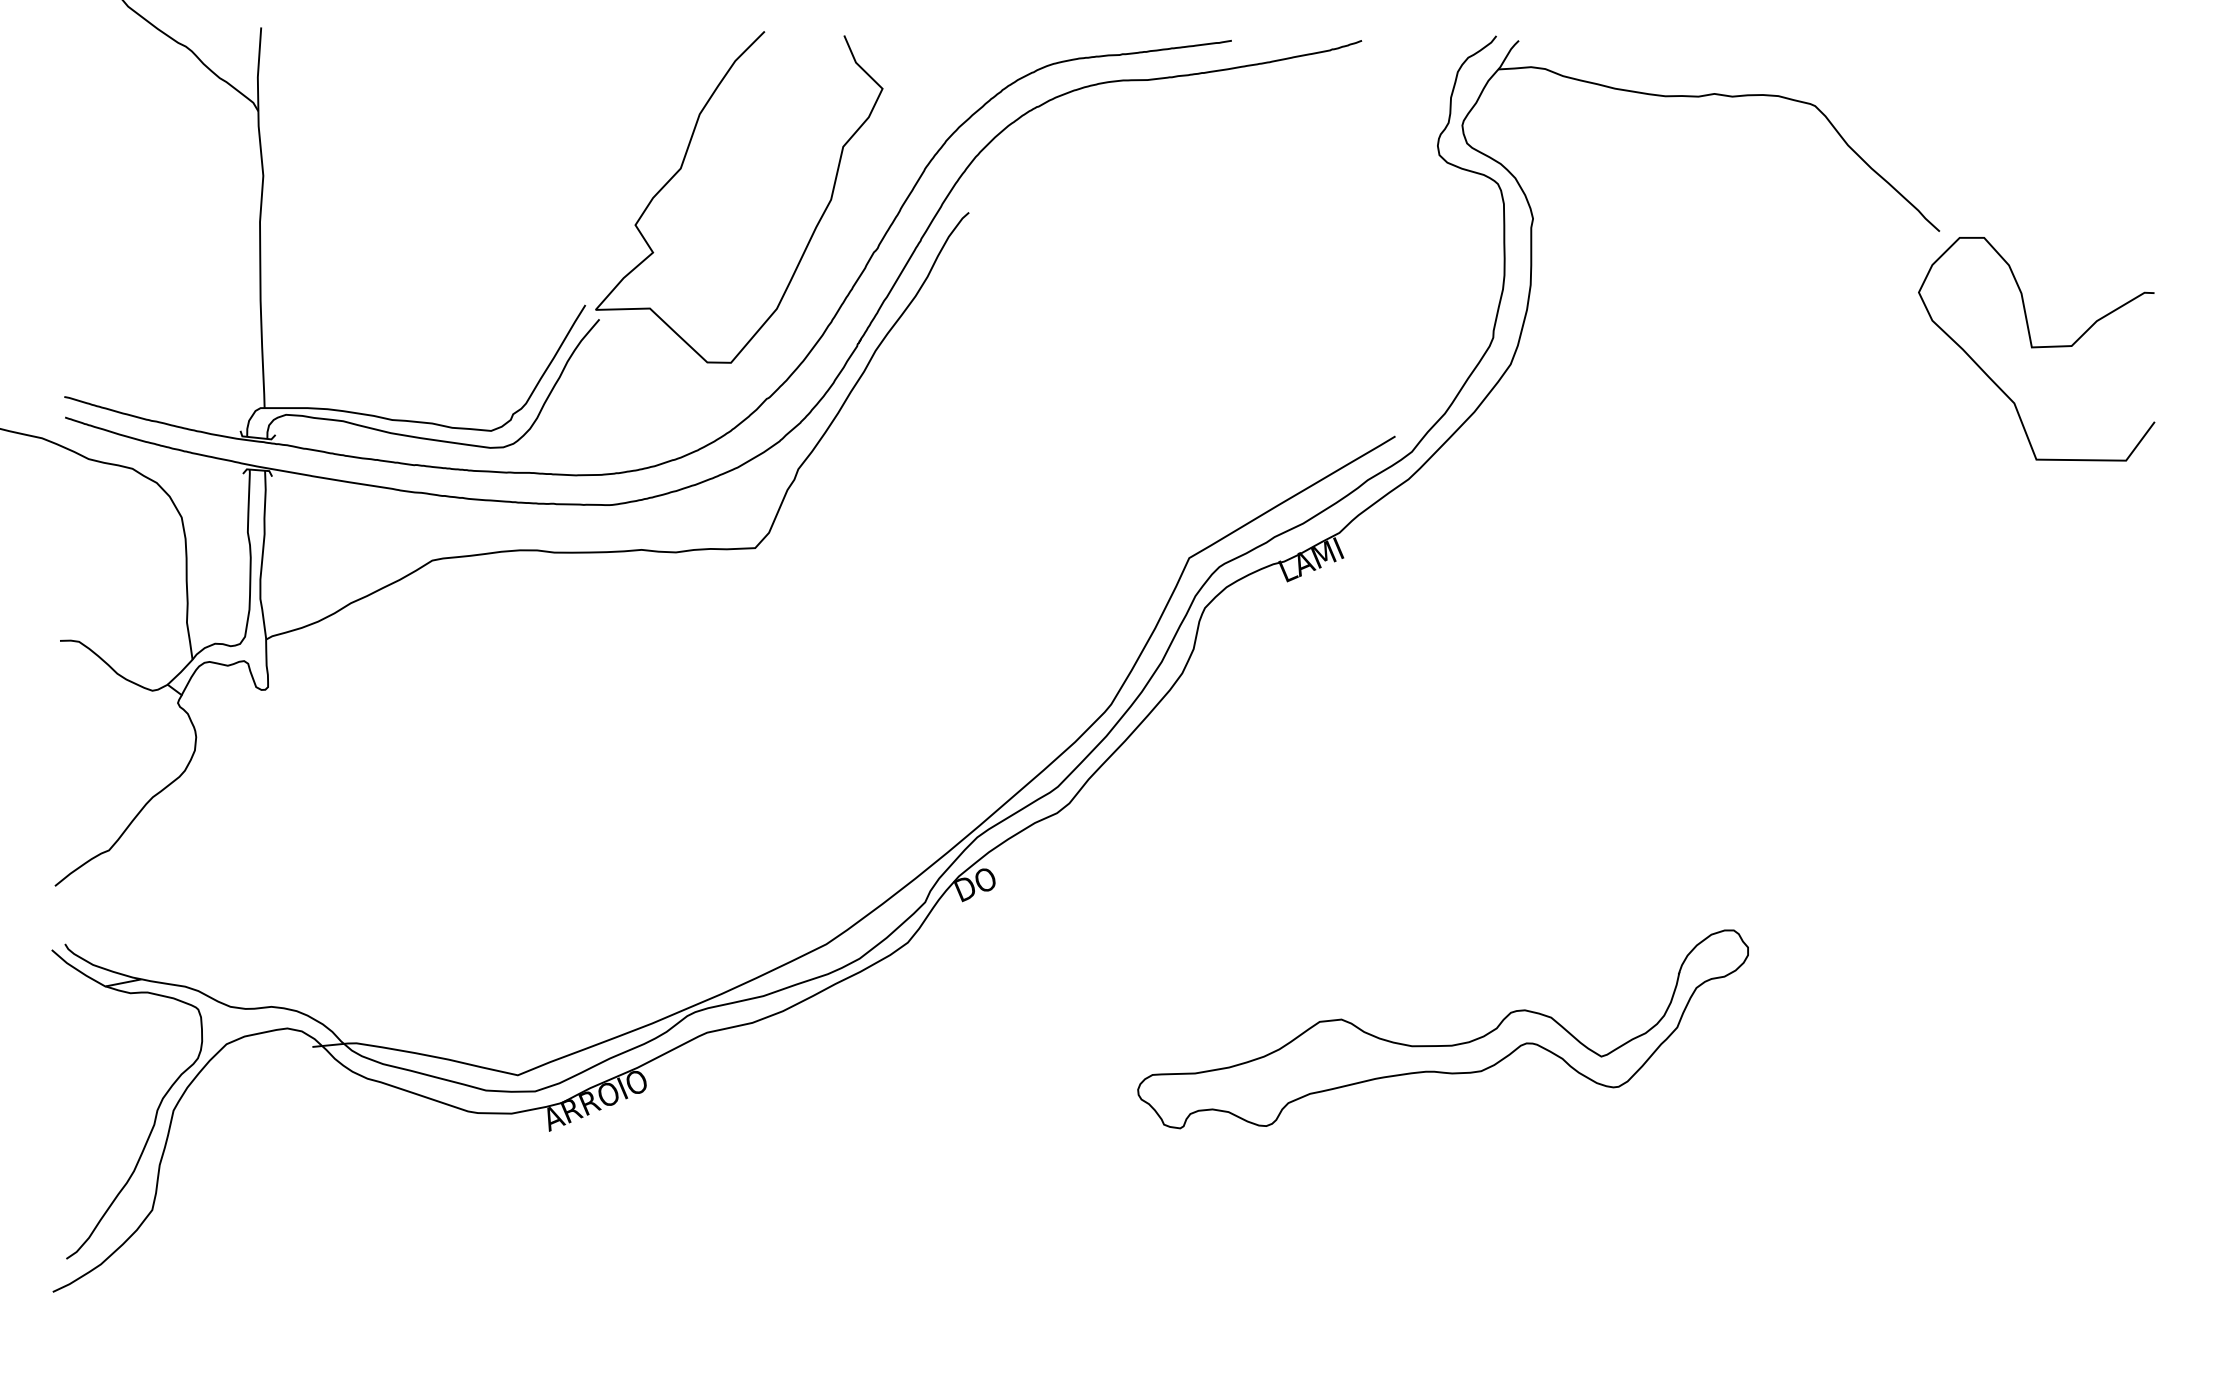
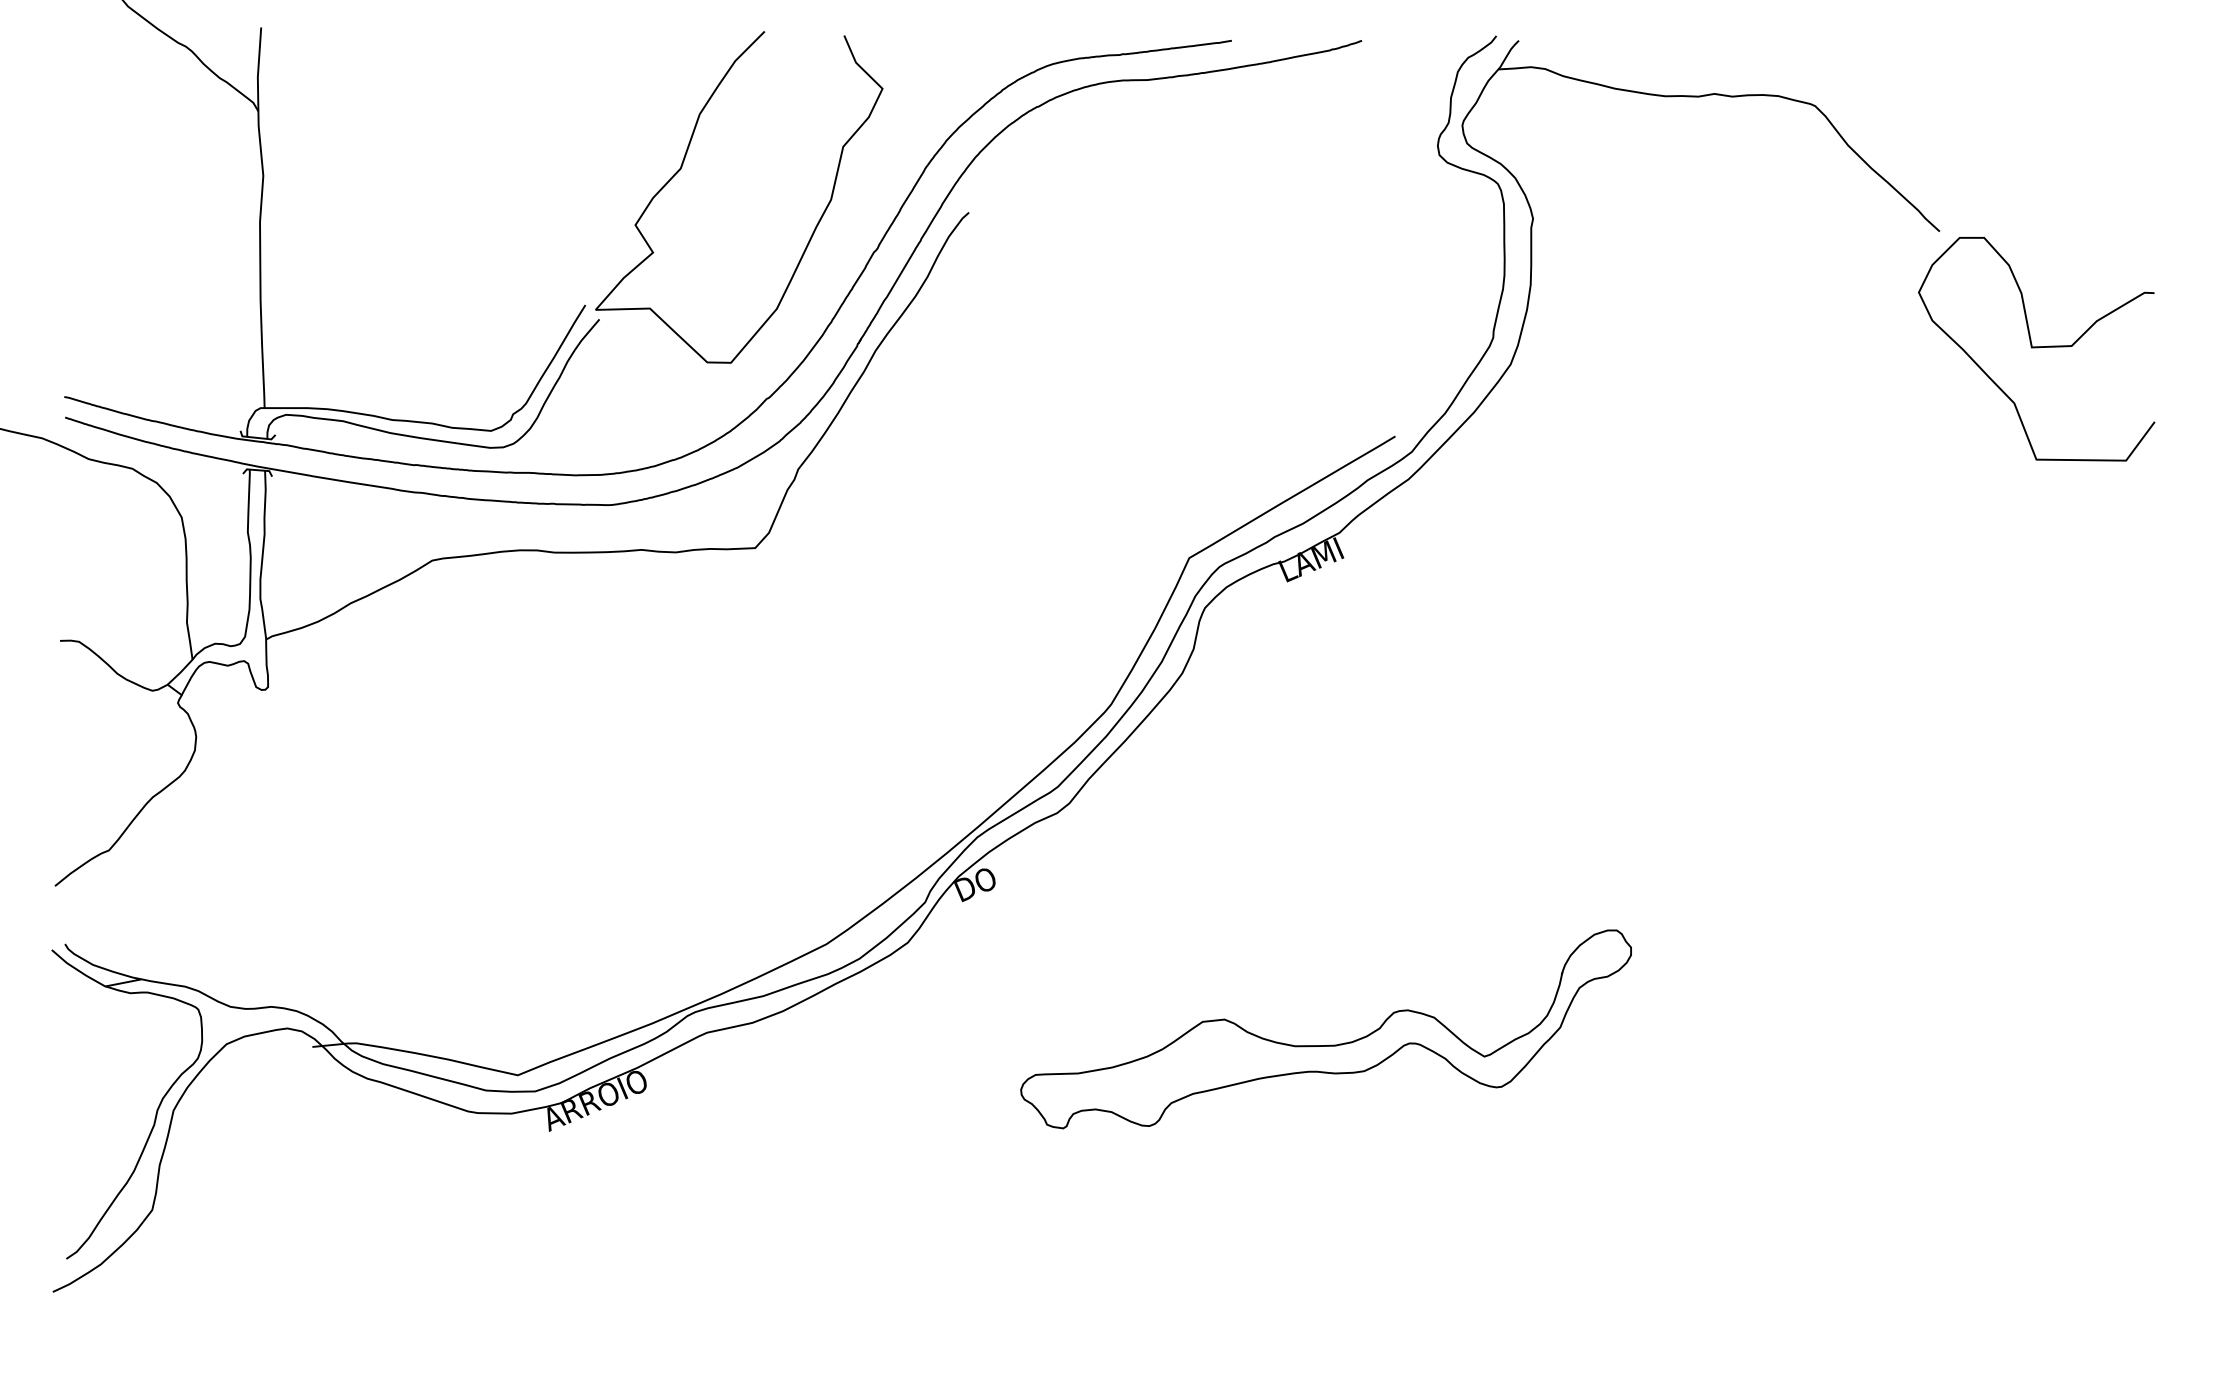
part position: (1446, 1044) -> (1329, 1044) (1329, 1044)
